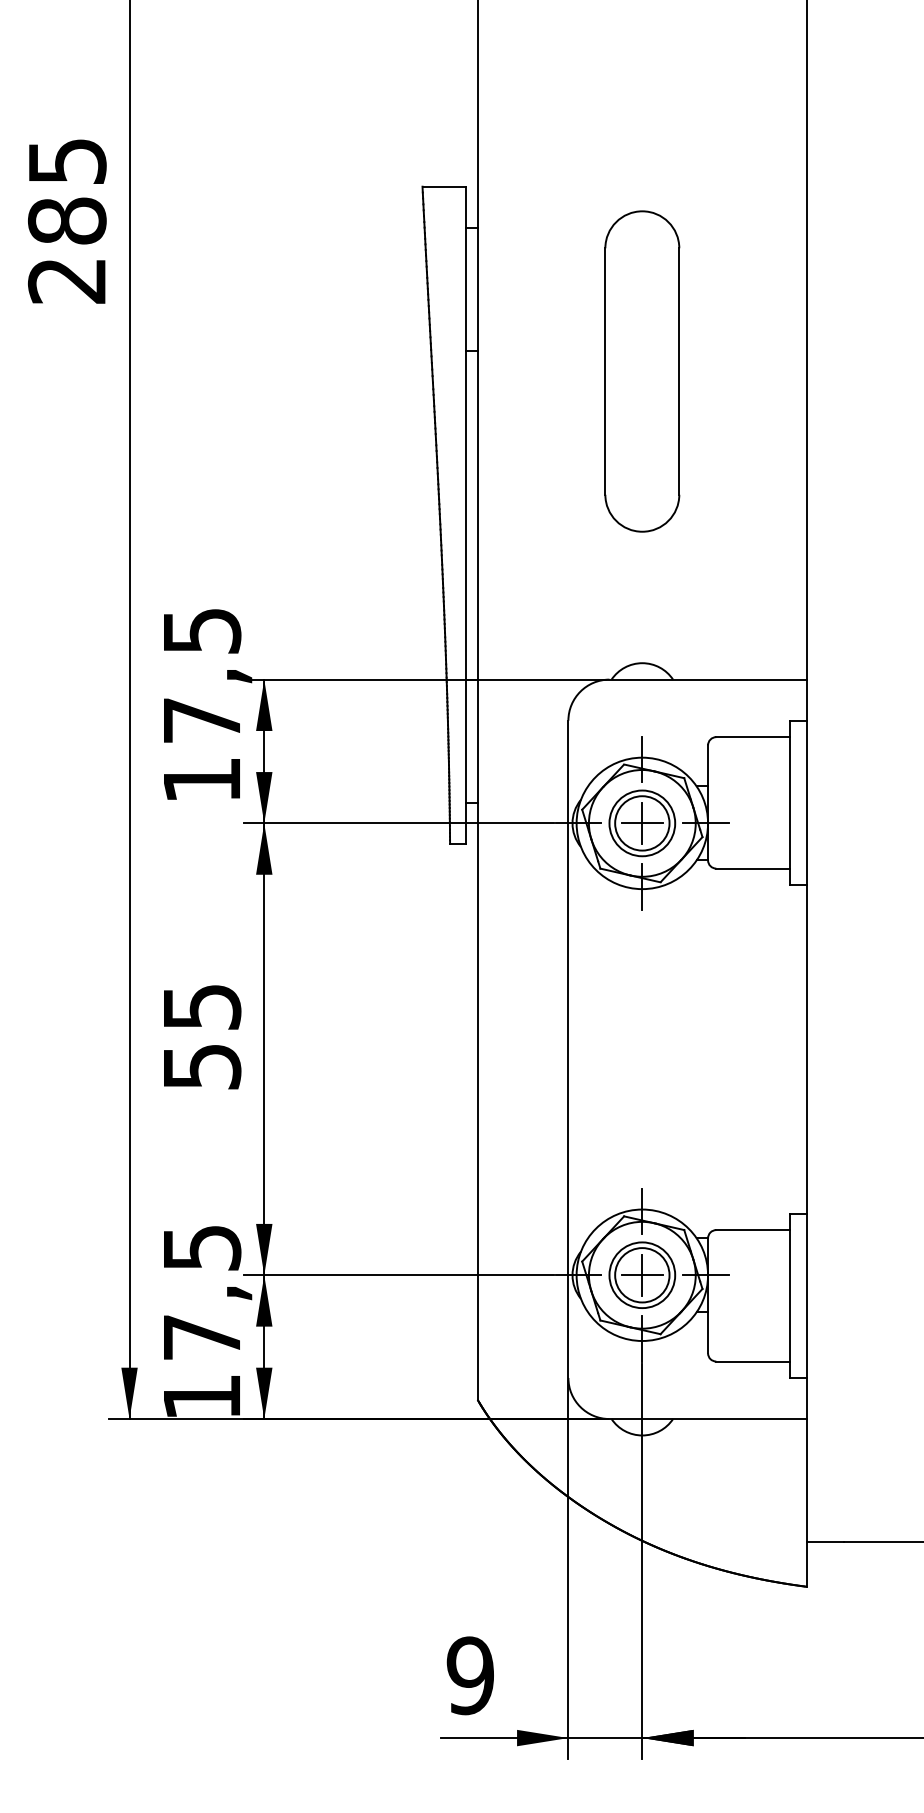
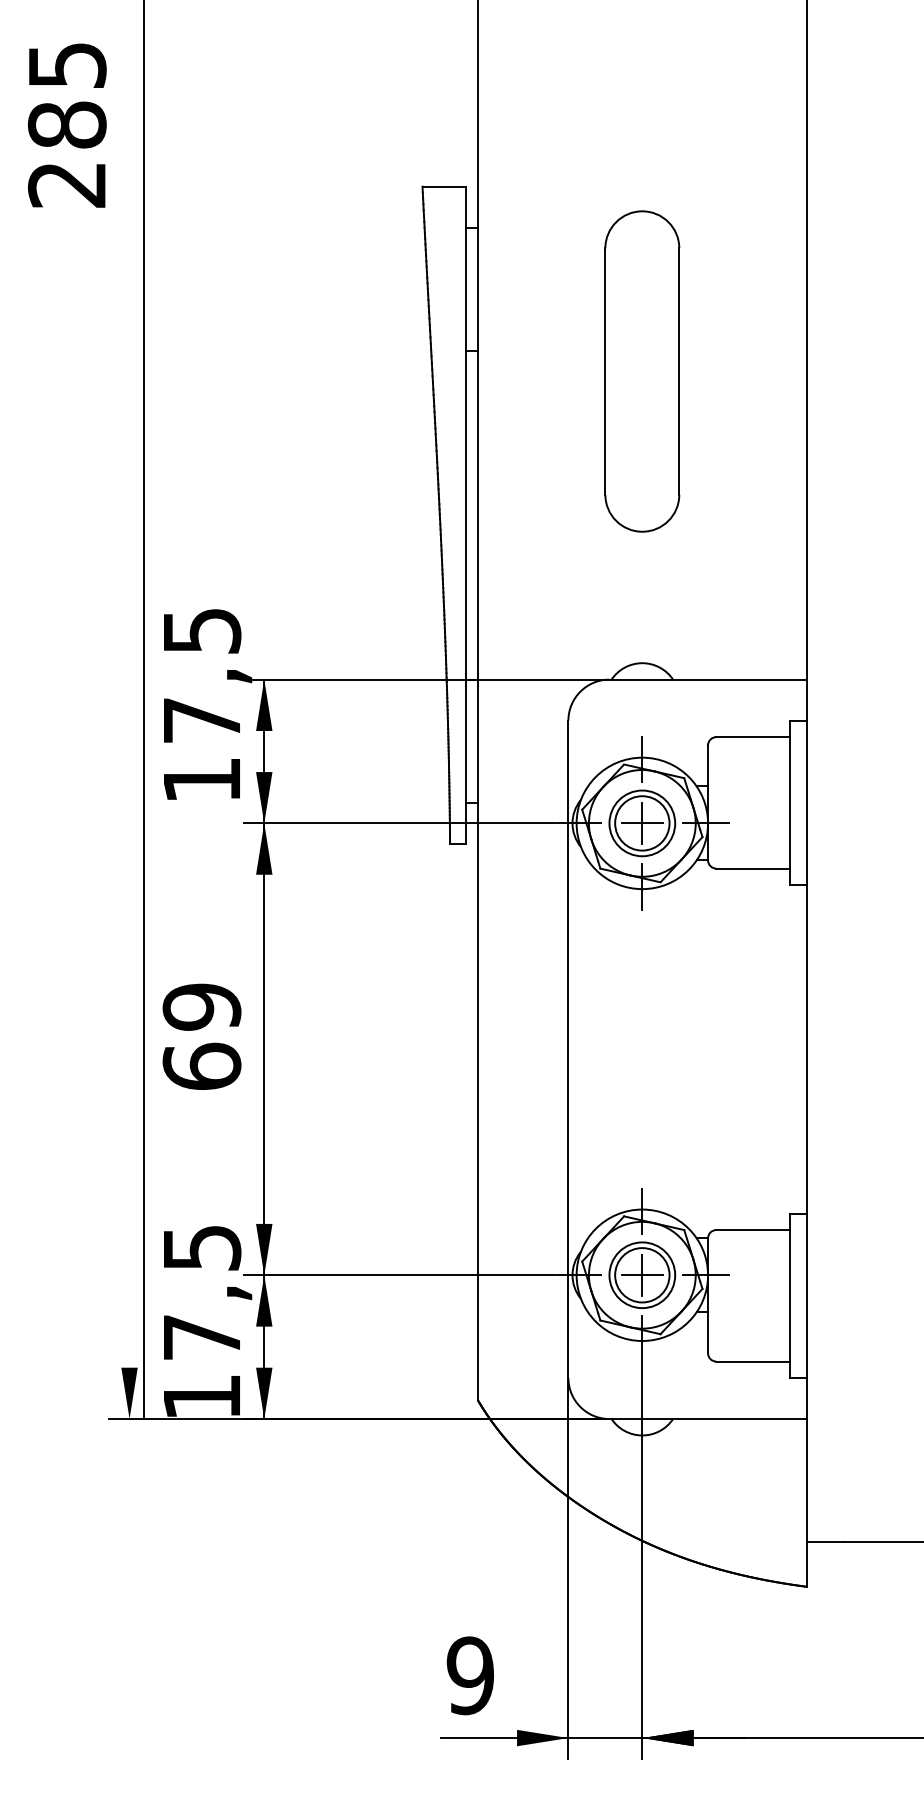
text position: (67, 221) -> (67, 125) (67, 125)
line position: (129, 710) -> (143, 710) (143, 710)
text: 55 -> 69 (201, 1036)
